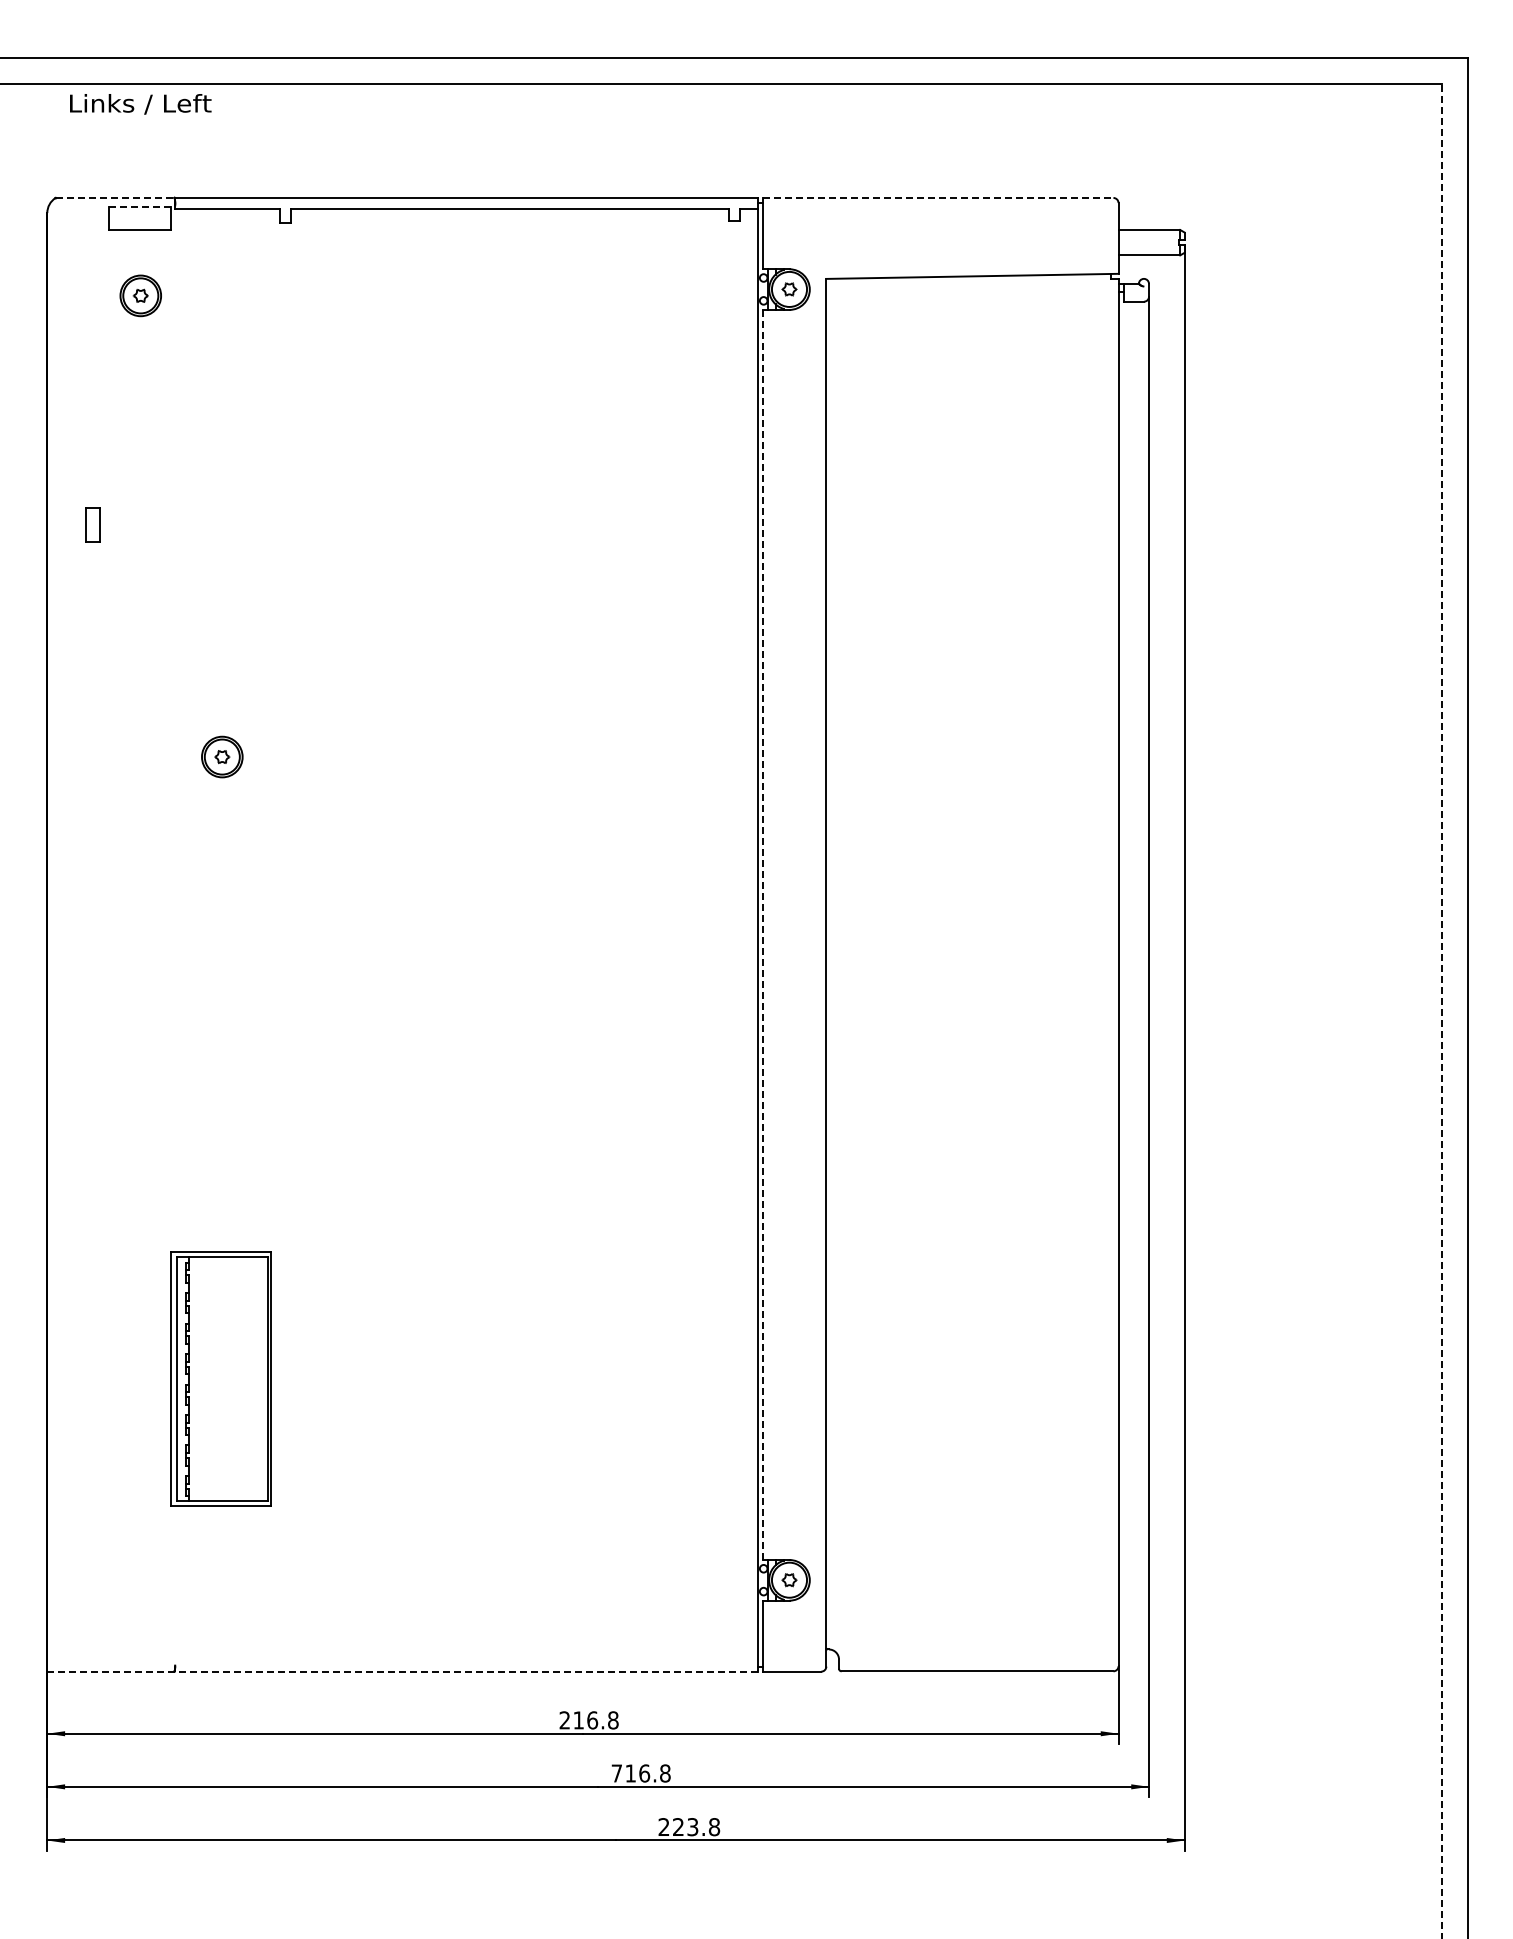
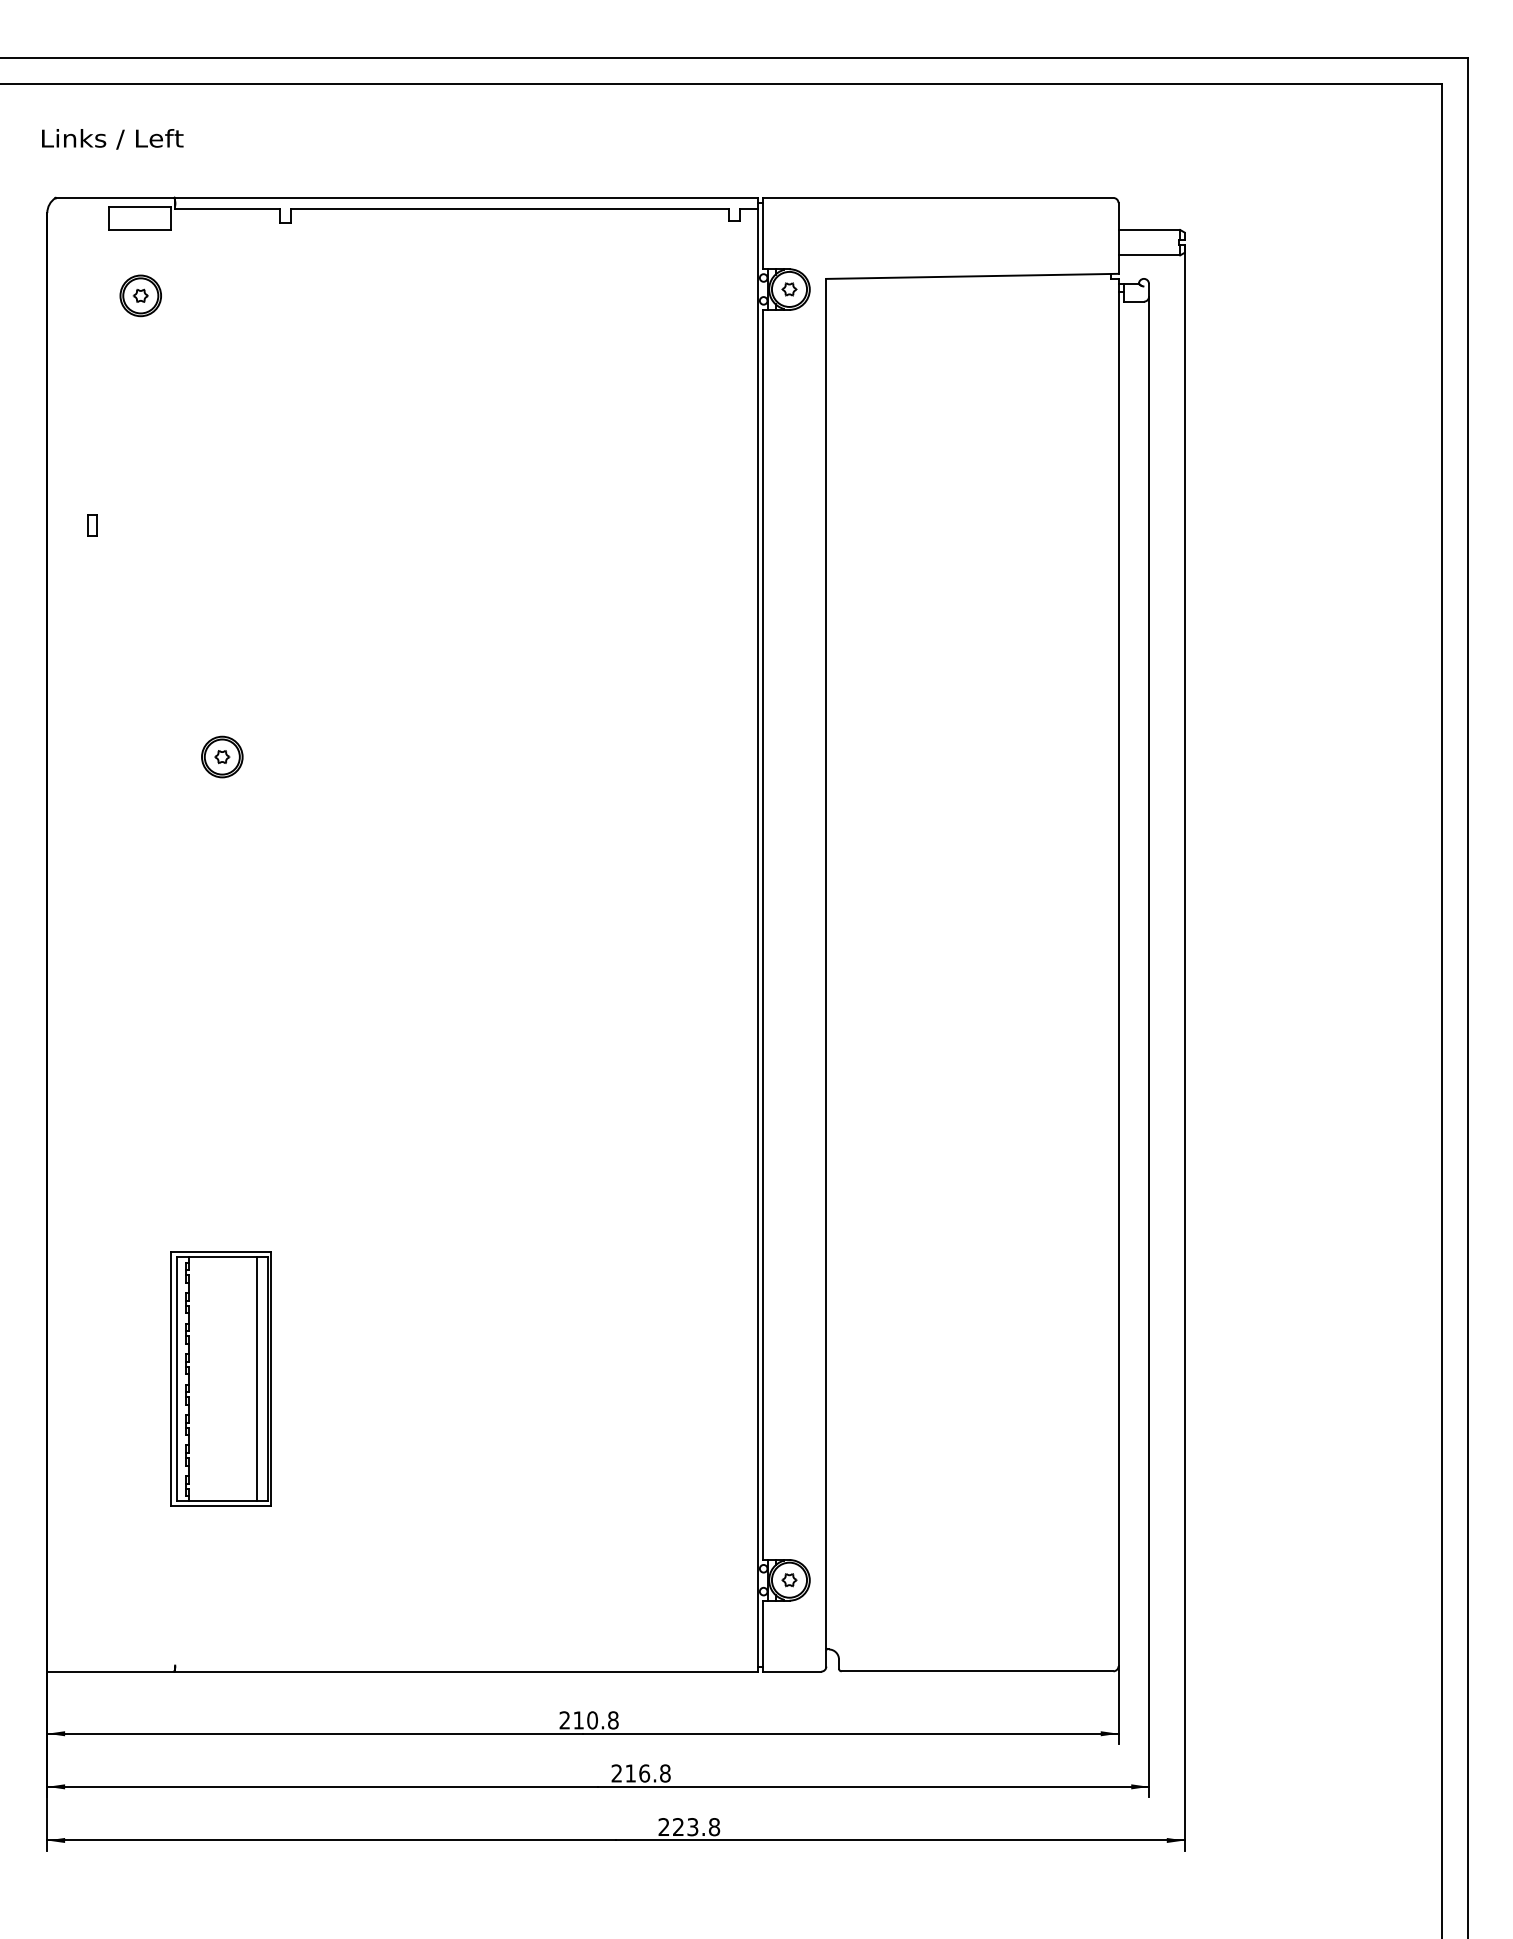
text position: (140, 104) -> (112, 139) (112, 139)
line: dashed -> solid (115, 197)
line: dashed -> solid (938, 197)
line: dashed -> solid (139, 206)
part size: 16x36 px -> 11x23 px (92, 525)
line: dashed -> solid (762, 935)
line: dashed -> solid (1442, 1010)
line: none -> present (257, 1379)
line: dashed -> solid (403, 1671)
text: 216.8 -> 210.8 (592, 1720)
text: 716.8 -> 216.8 (616, 1773)
